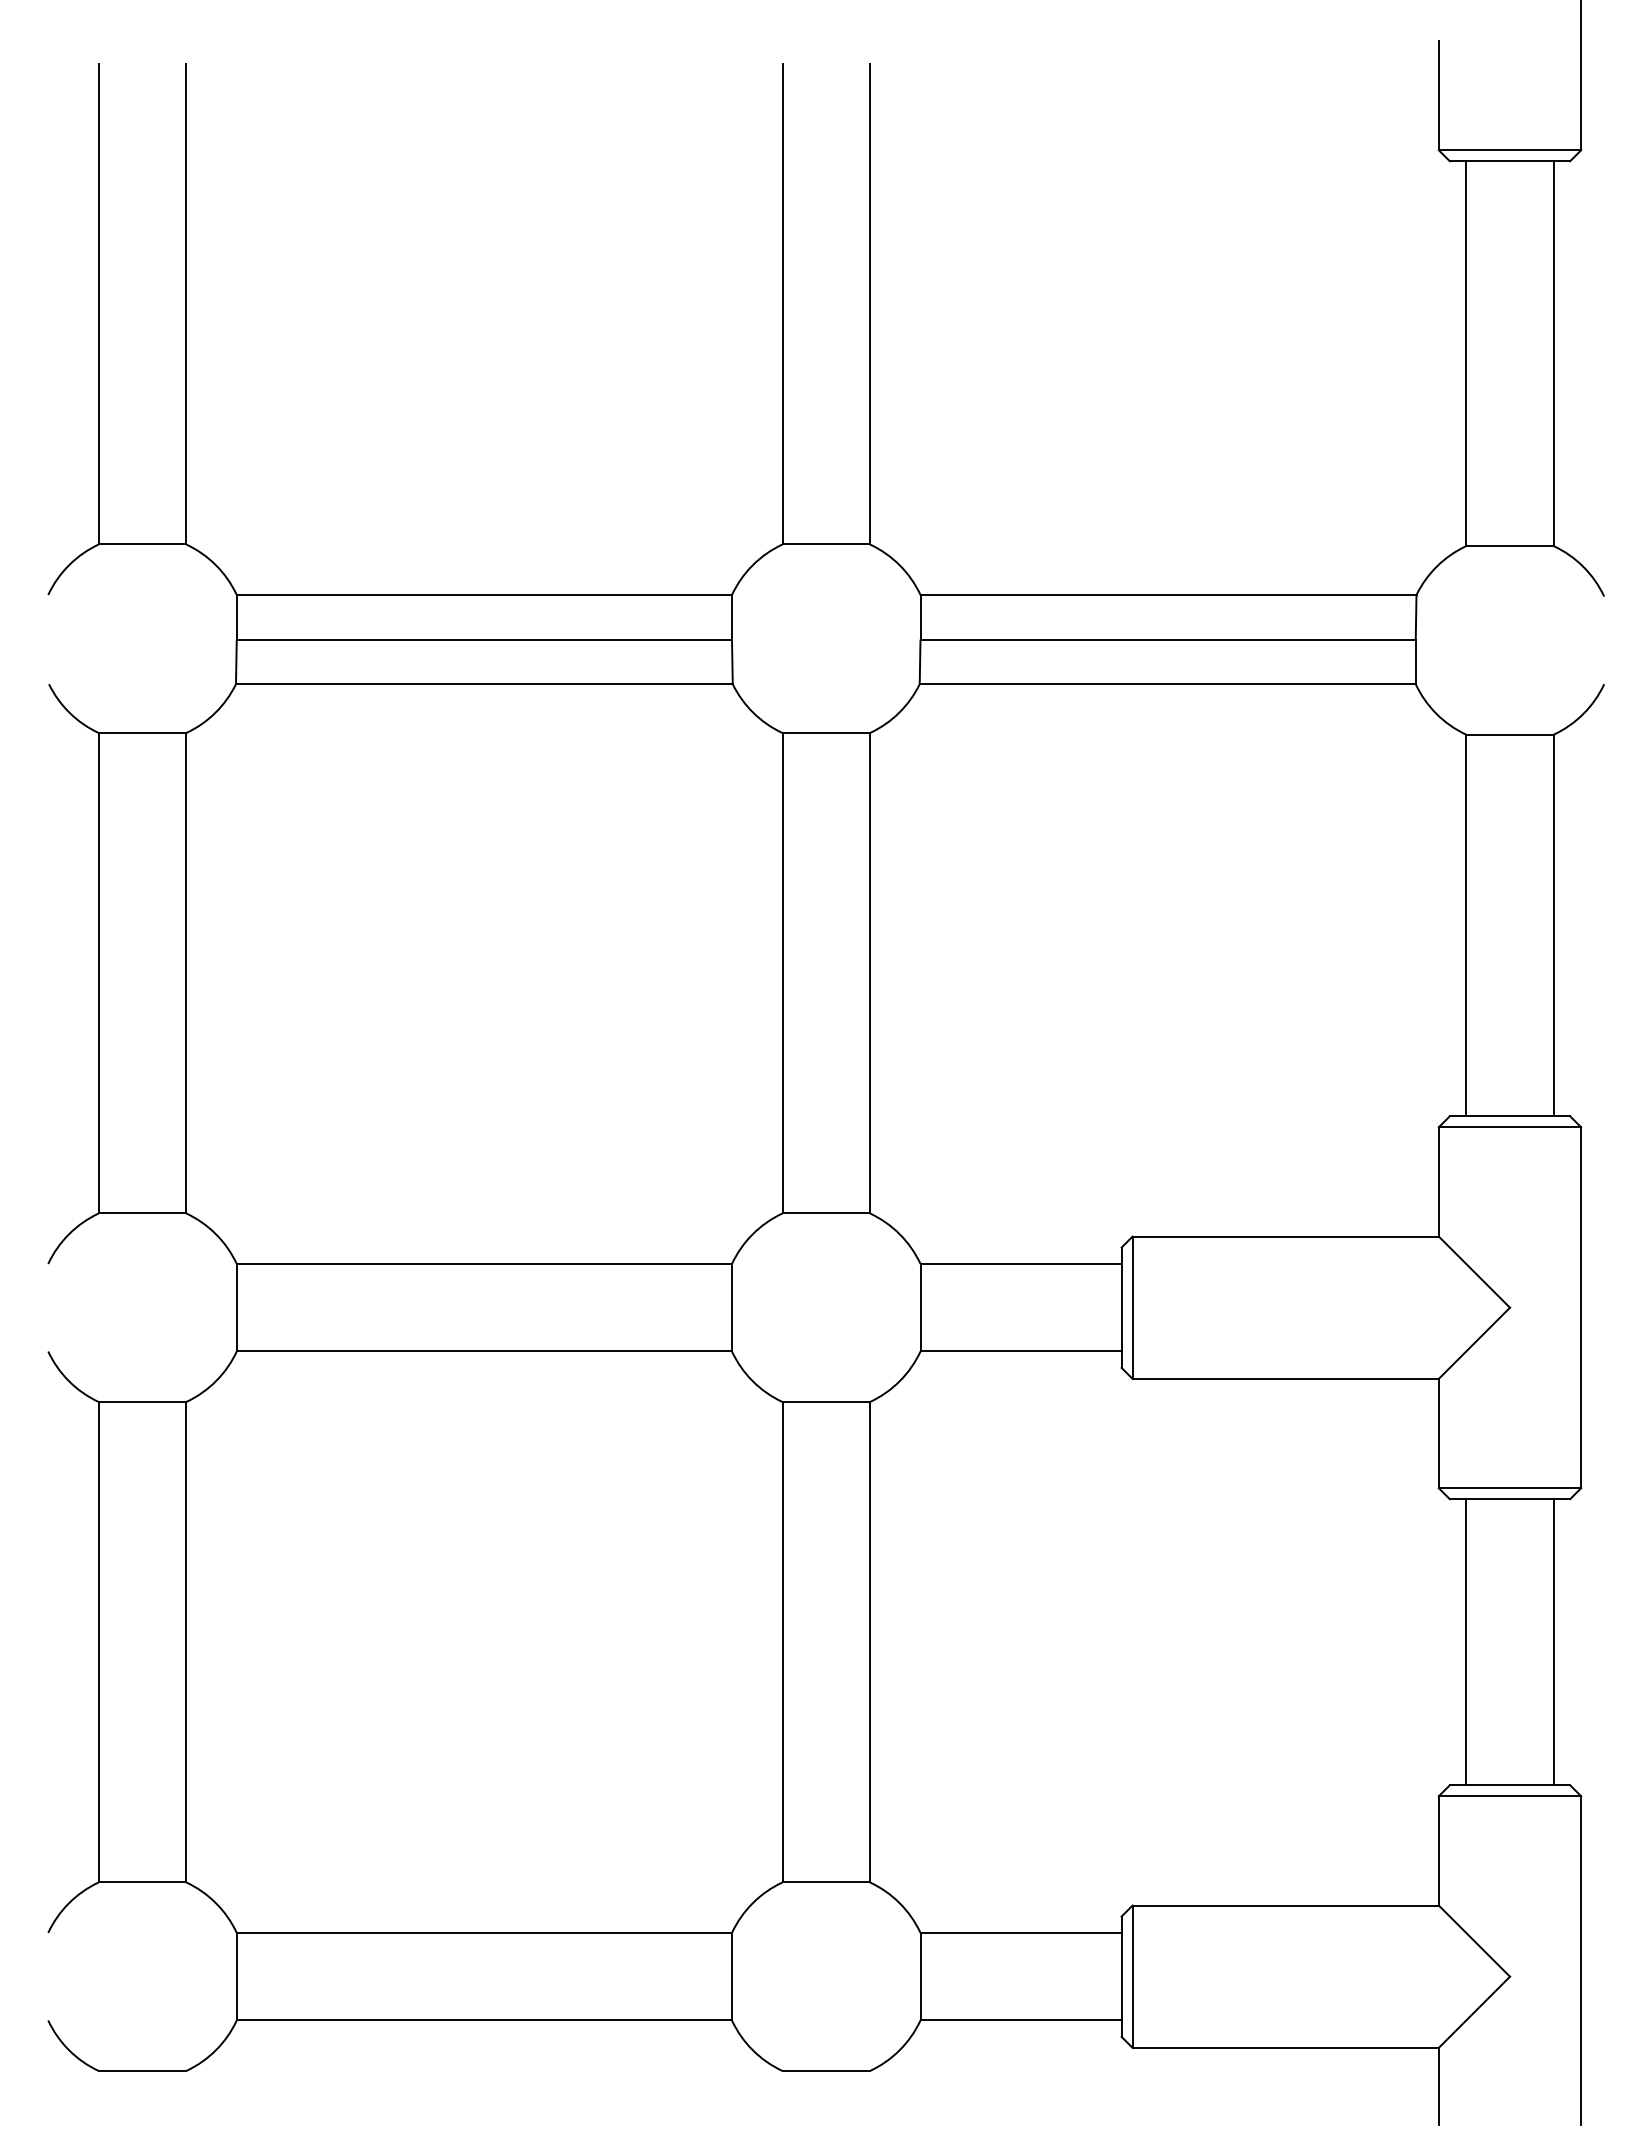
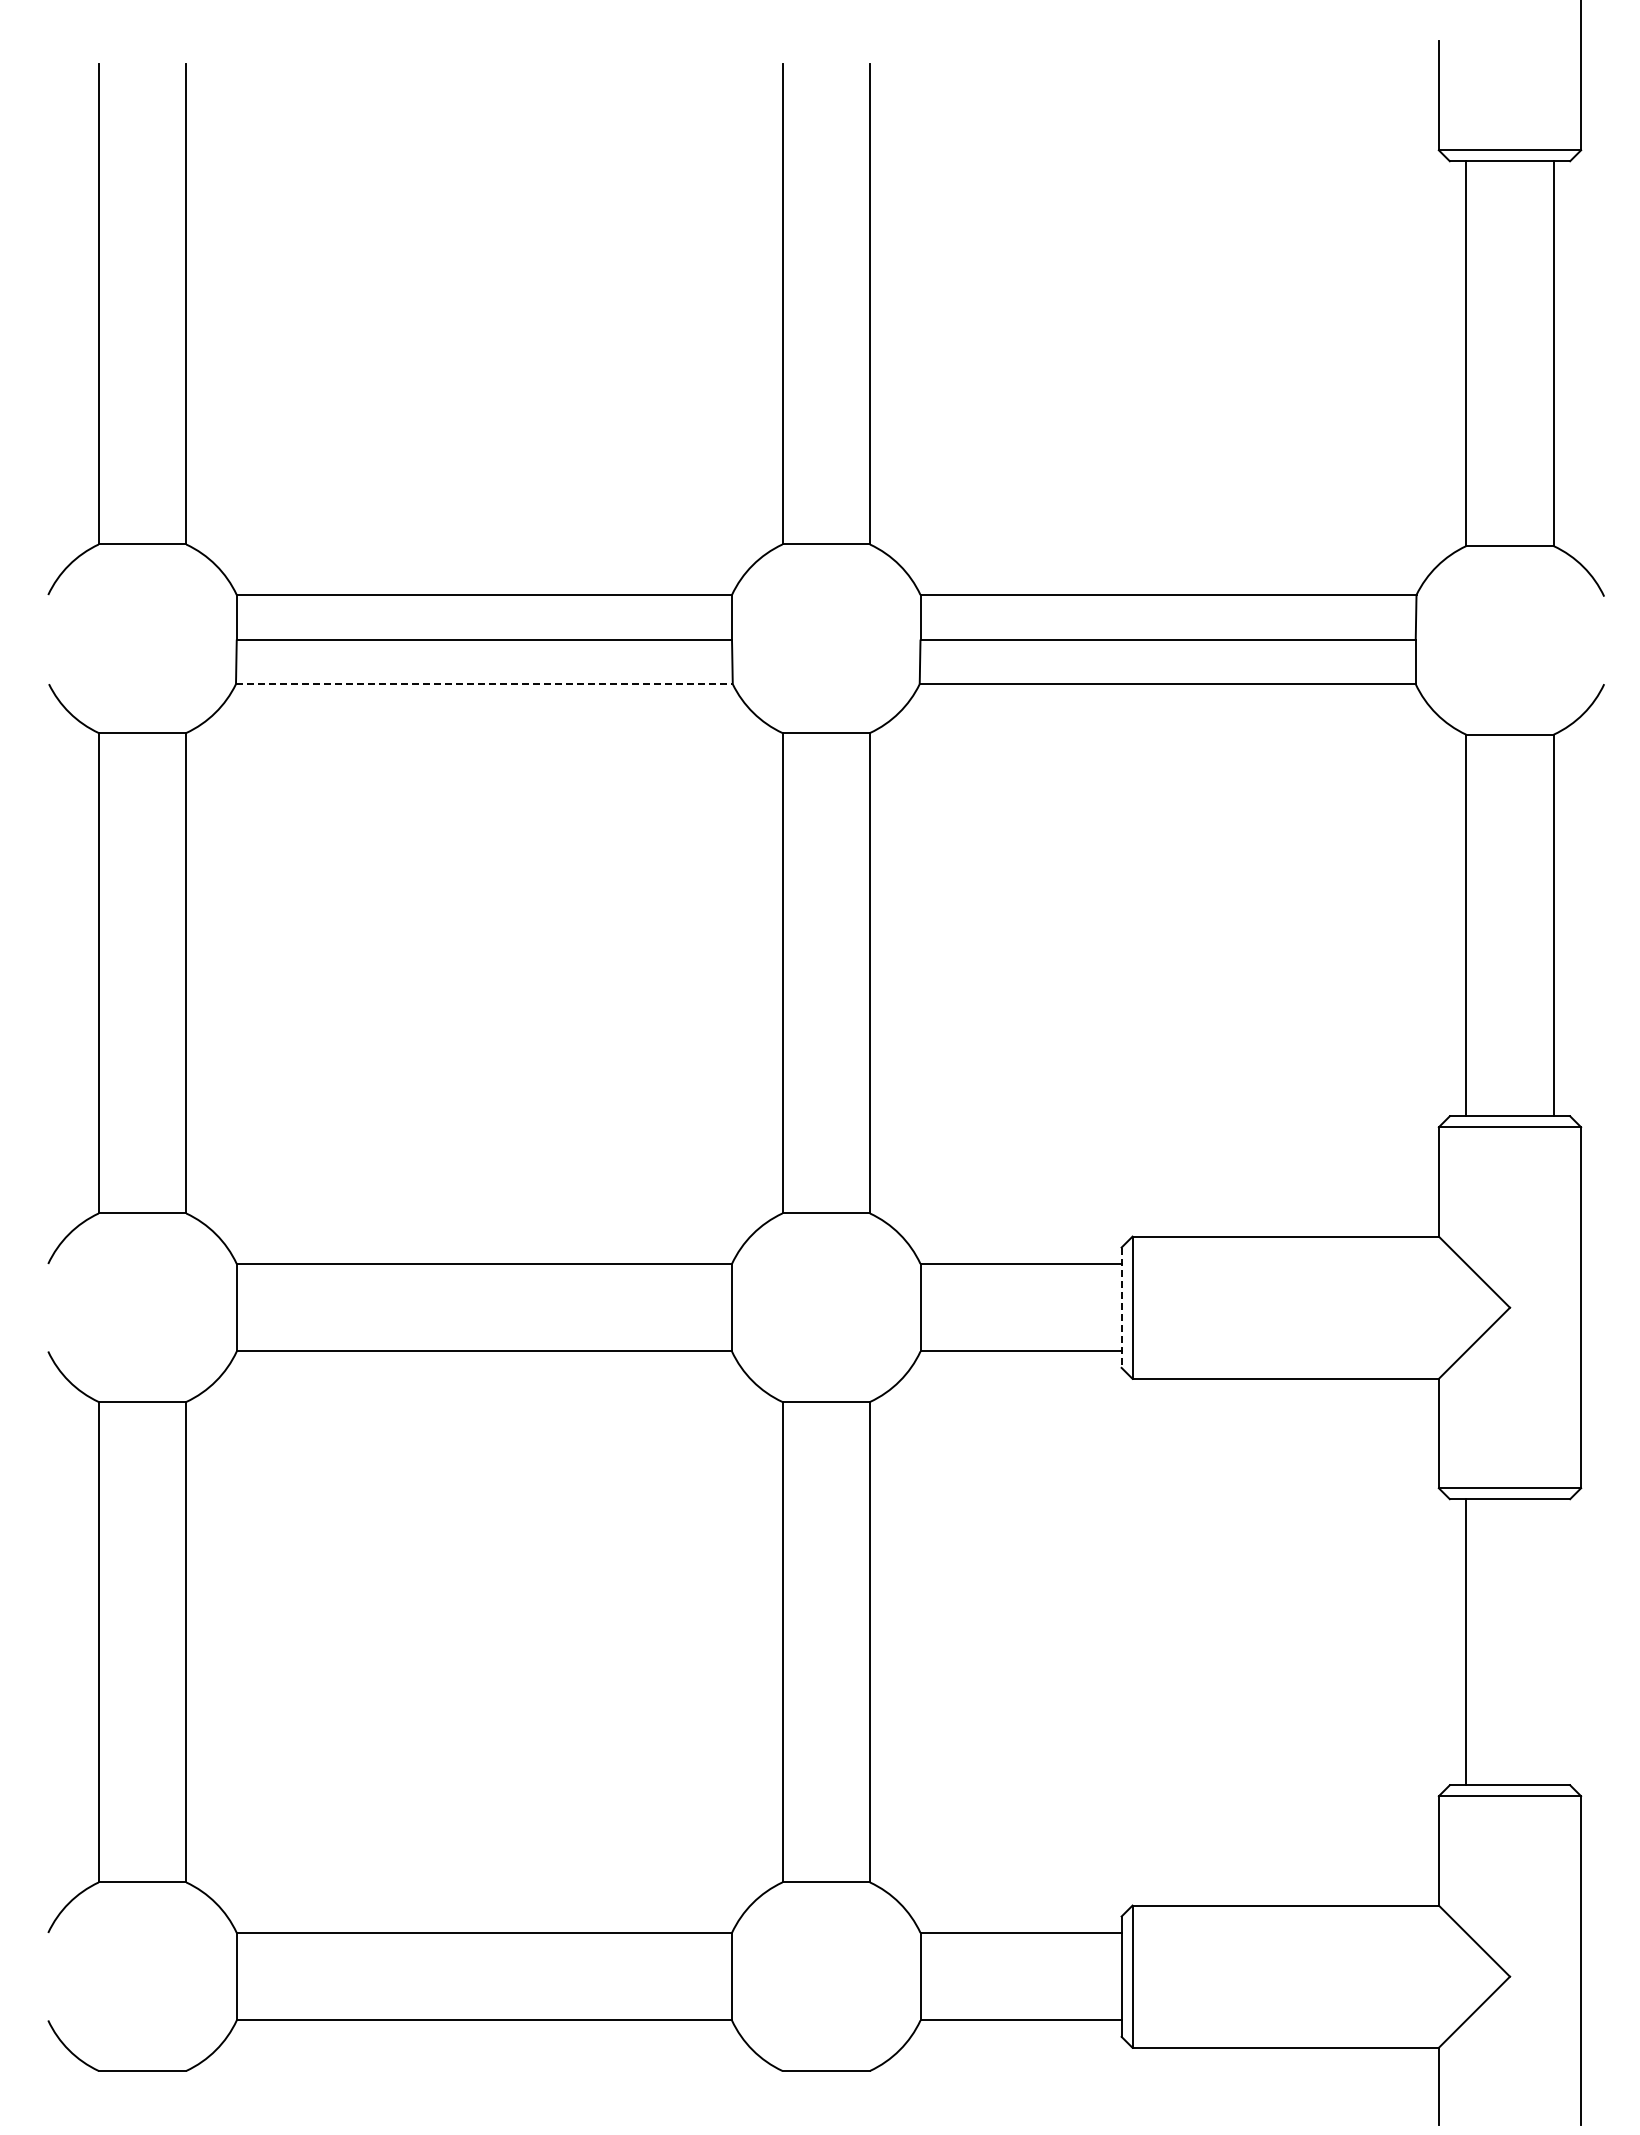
line: solid -> dashed (484, 684)
line: solid -> dashed (1121, 1308)
line: present -> none (1553, 1642)
